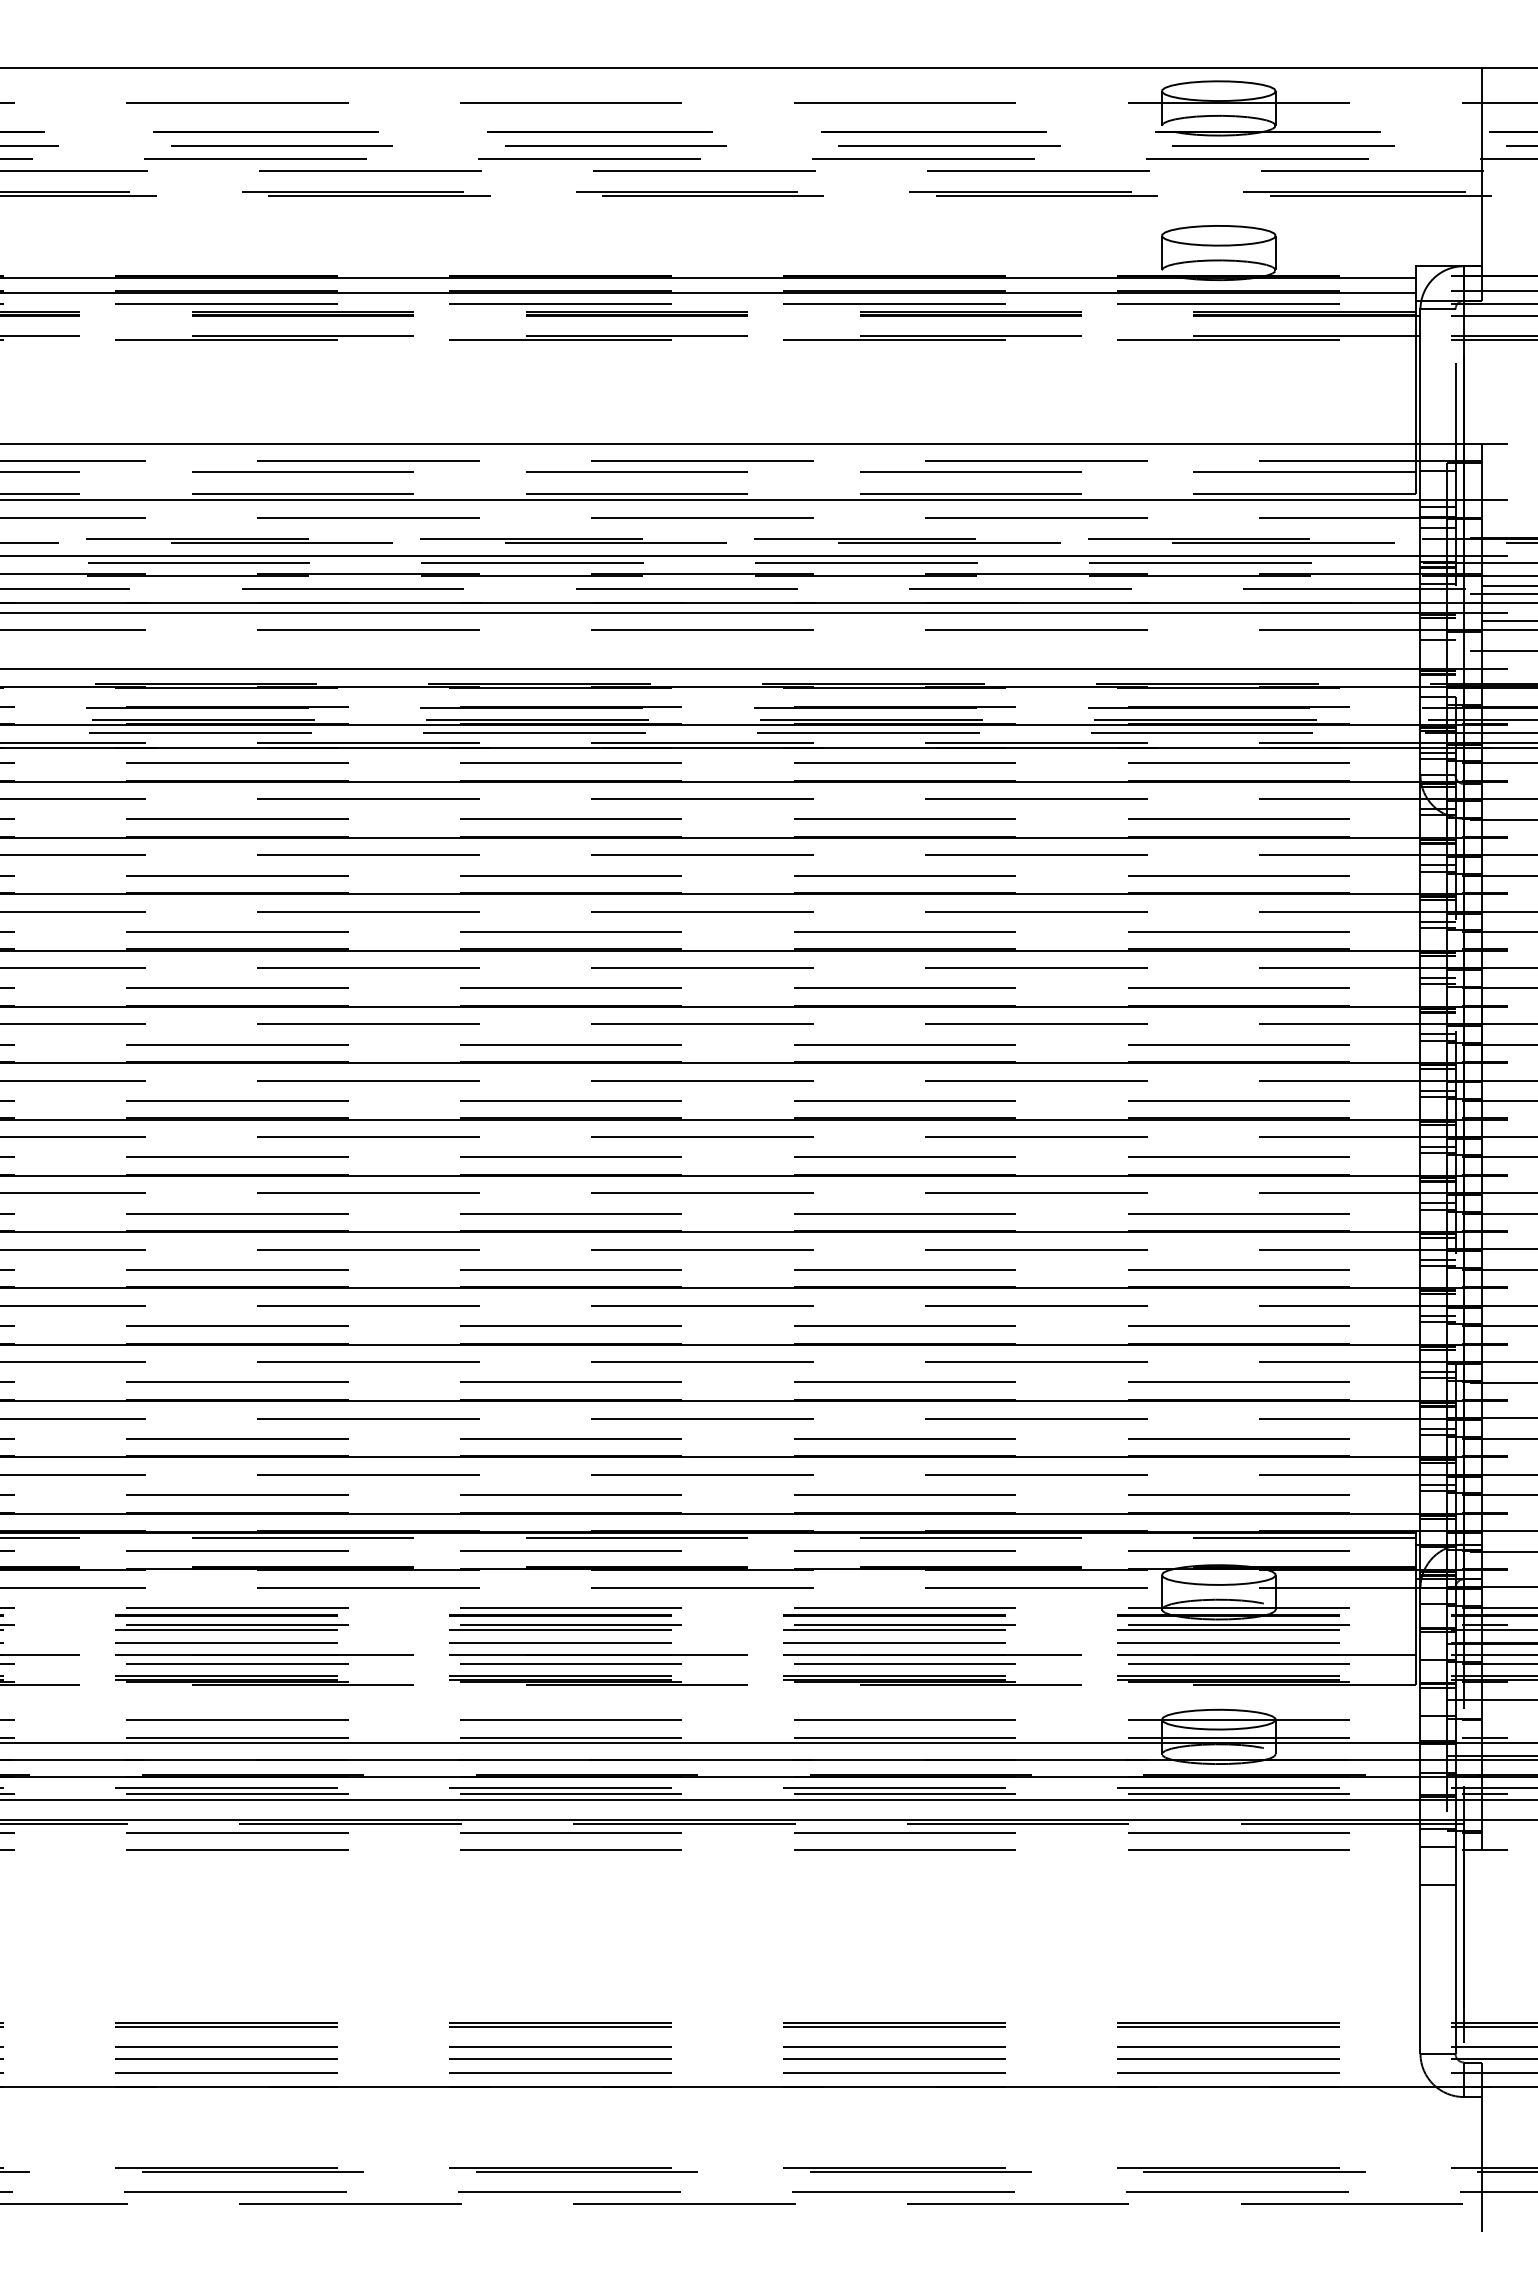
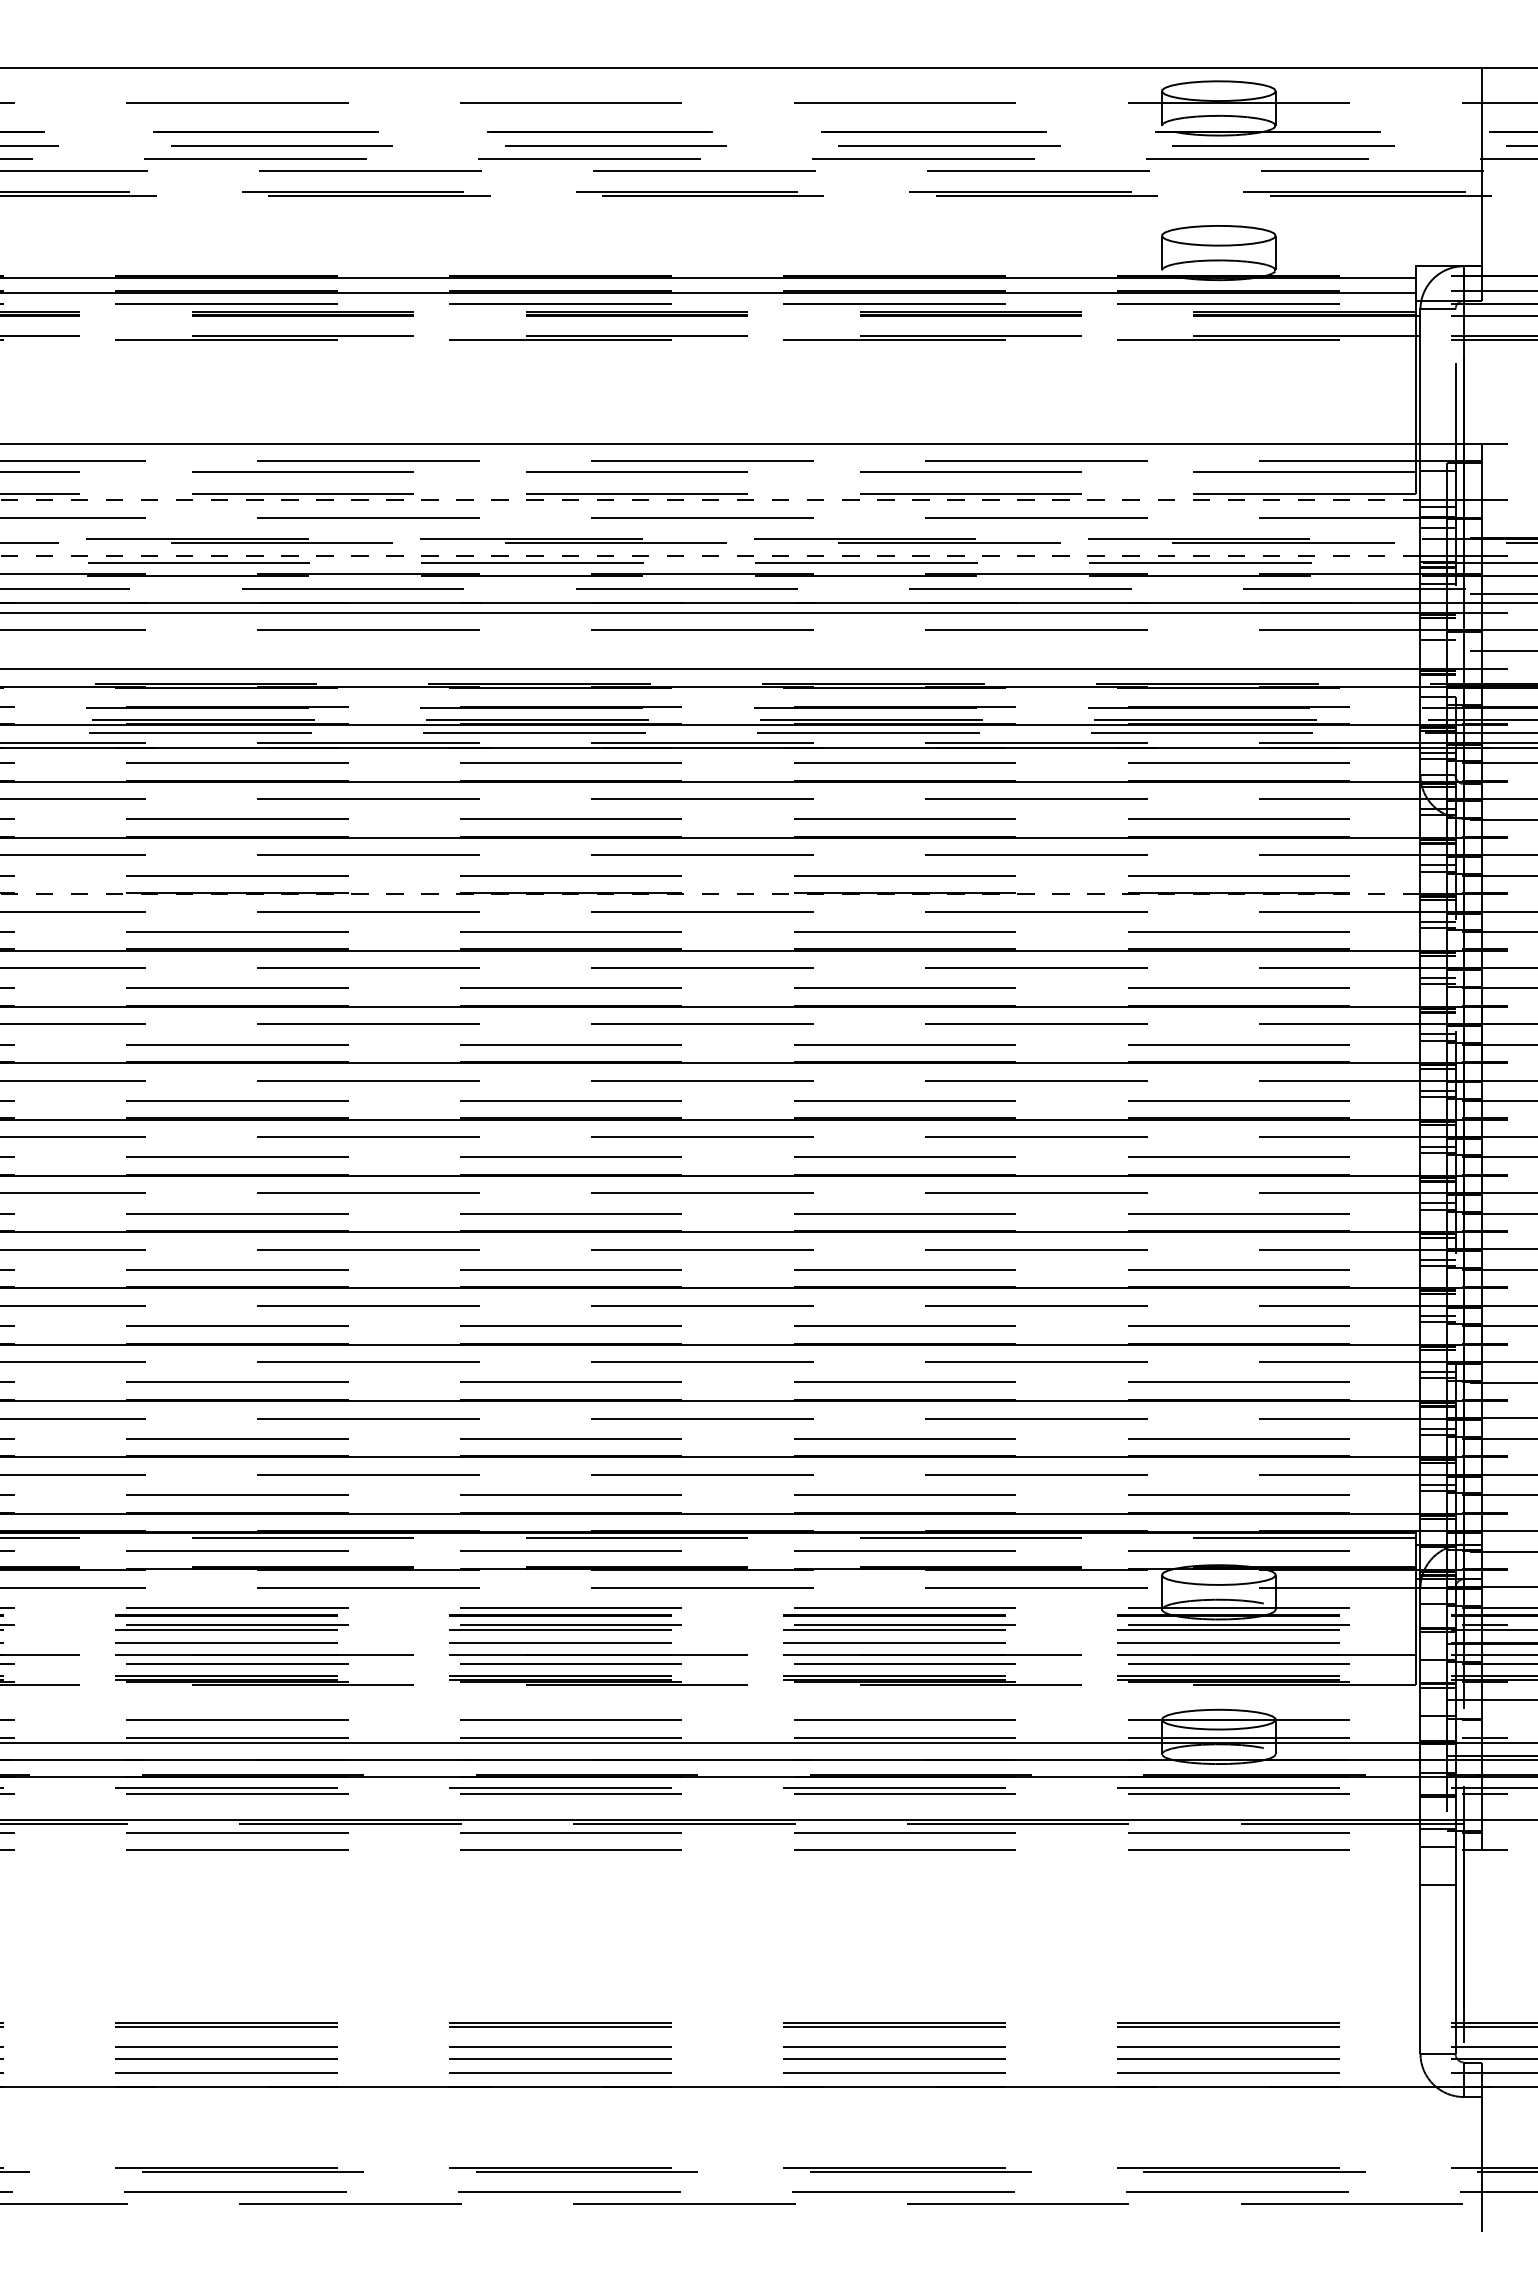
line: solid -> dashed (710, 500)
line: solid -> dashed (710, 556)
line: present -> none (1507, 586)
line: present -> none (1507, 620)
line: solid -> dashed (710, 894)
line: present -> none (768, 1799)
